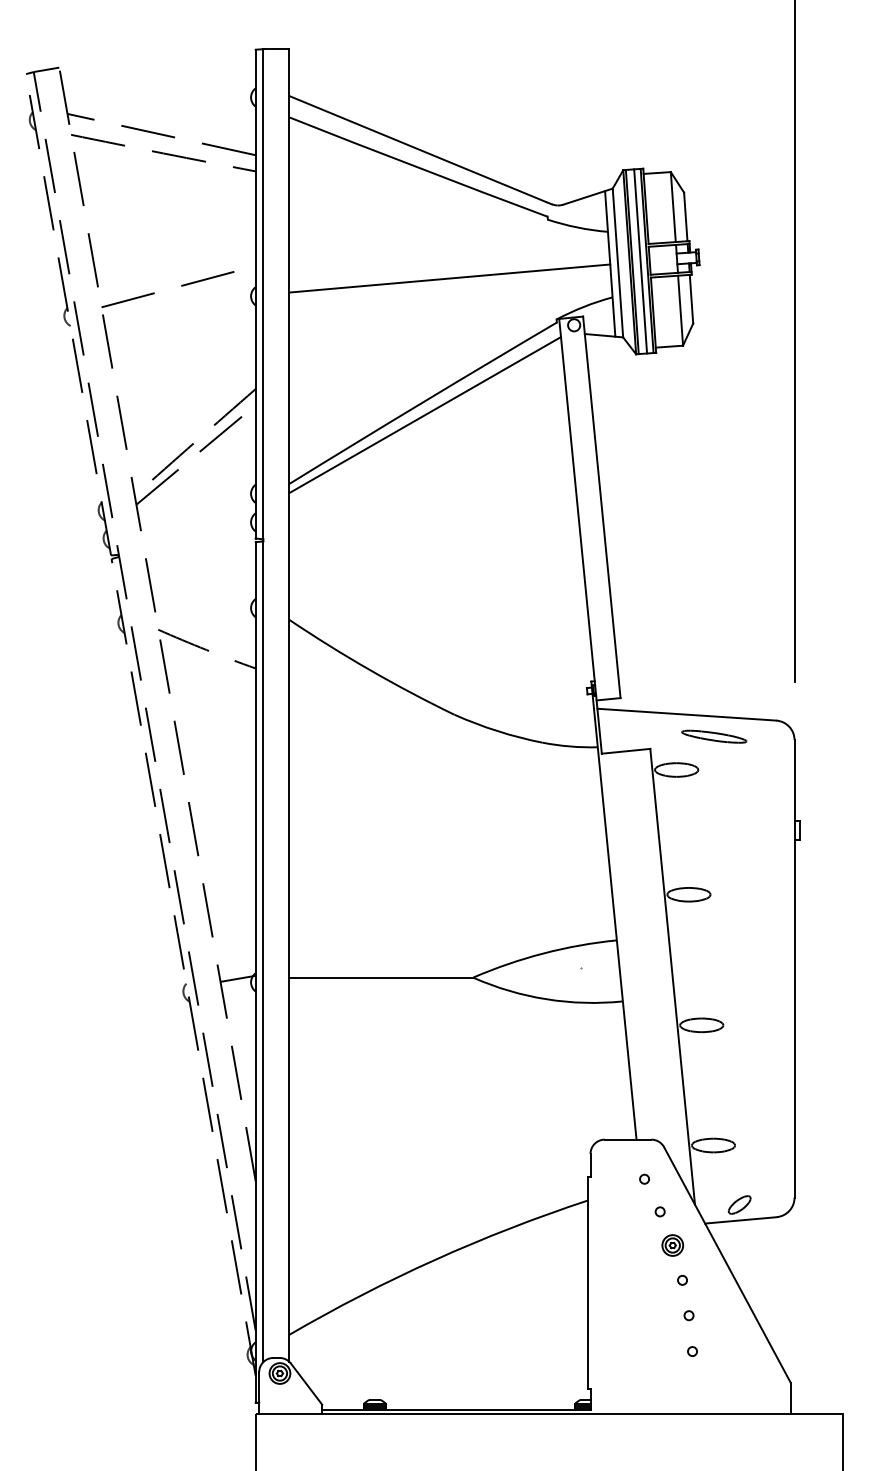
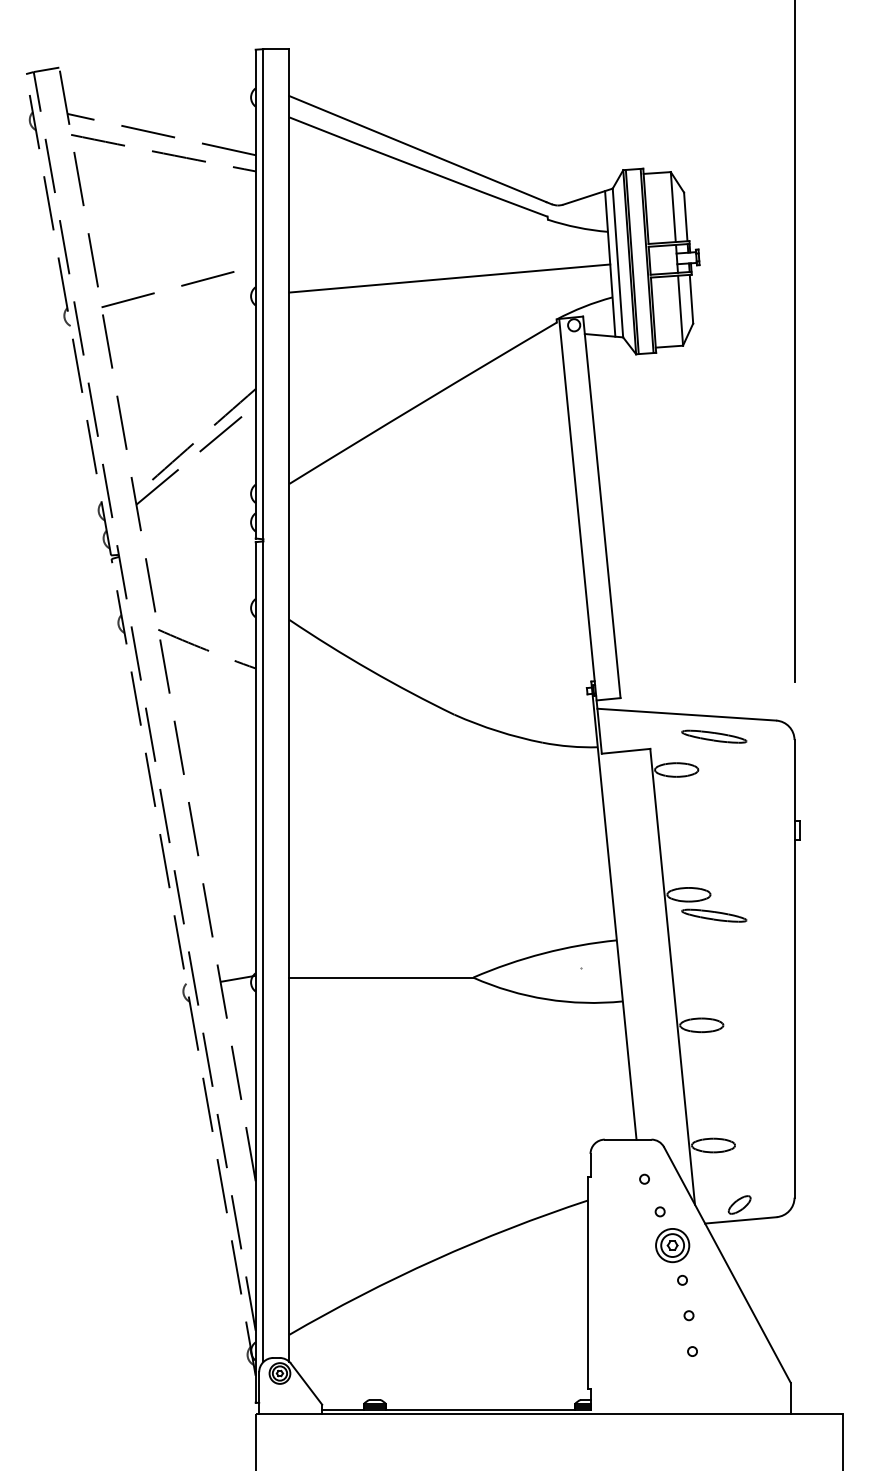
line: present -> none (640, 261)
line: present -> none (424, 415)
part: none -> present (714, 915)
part size: 24x23 px -> 36x36 px (672, 1245)
